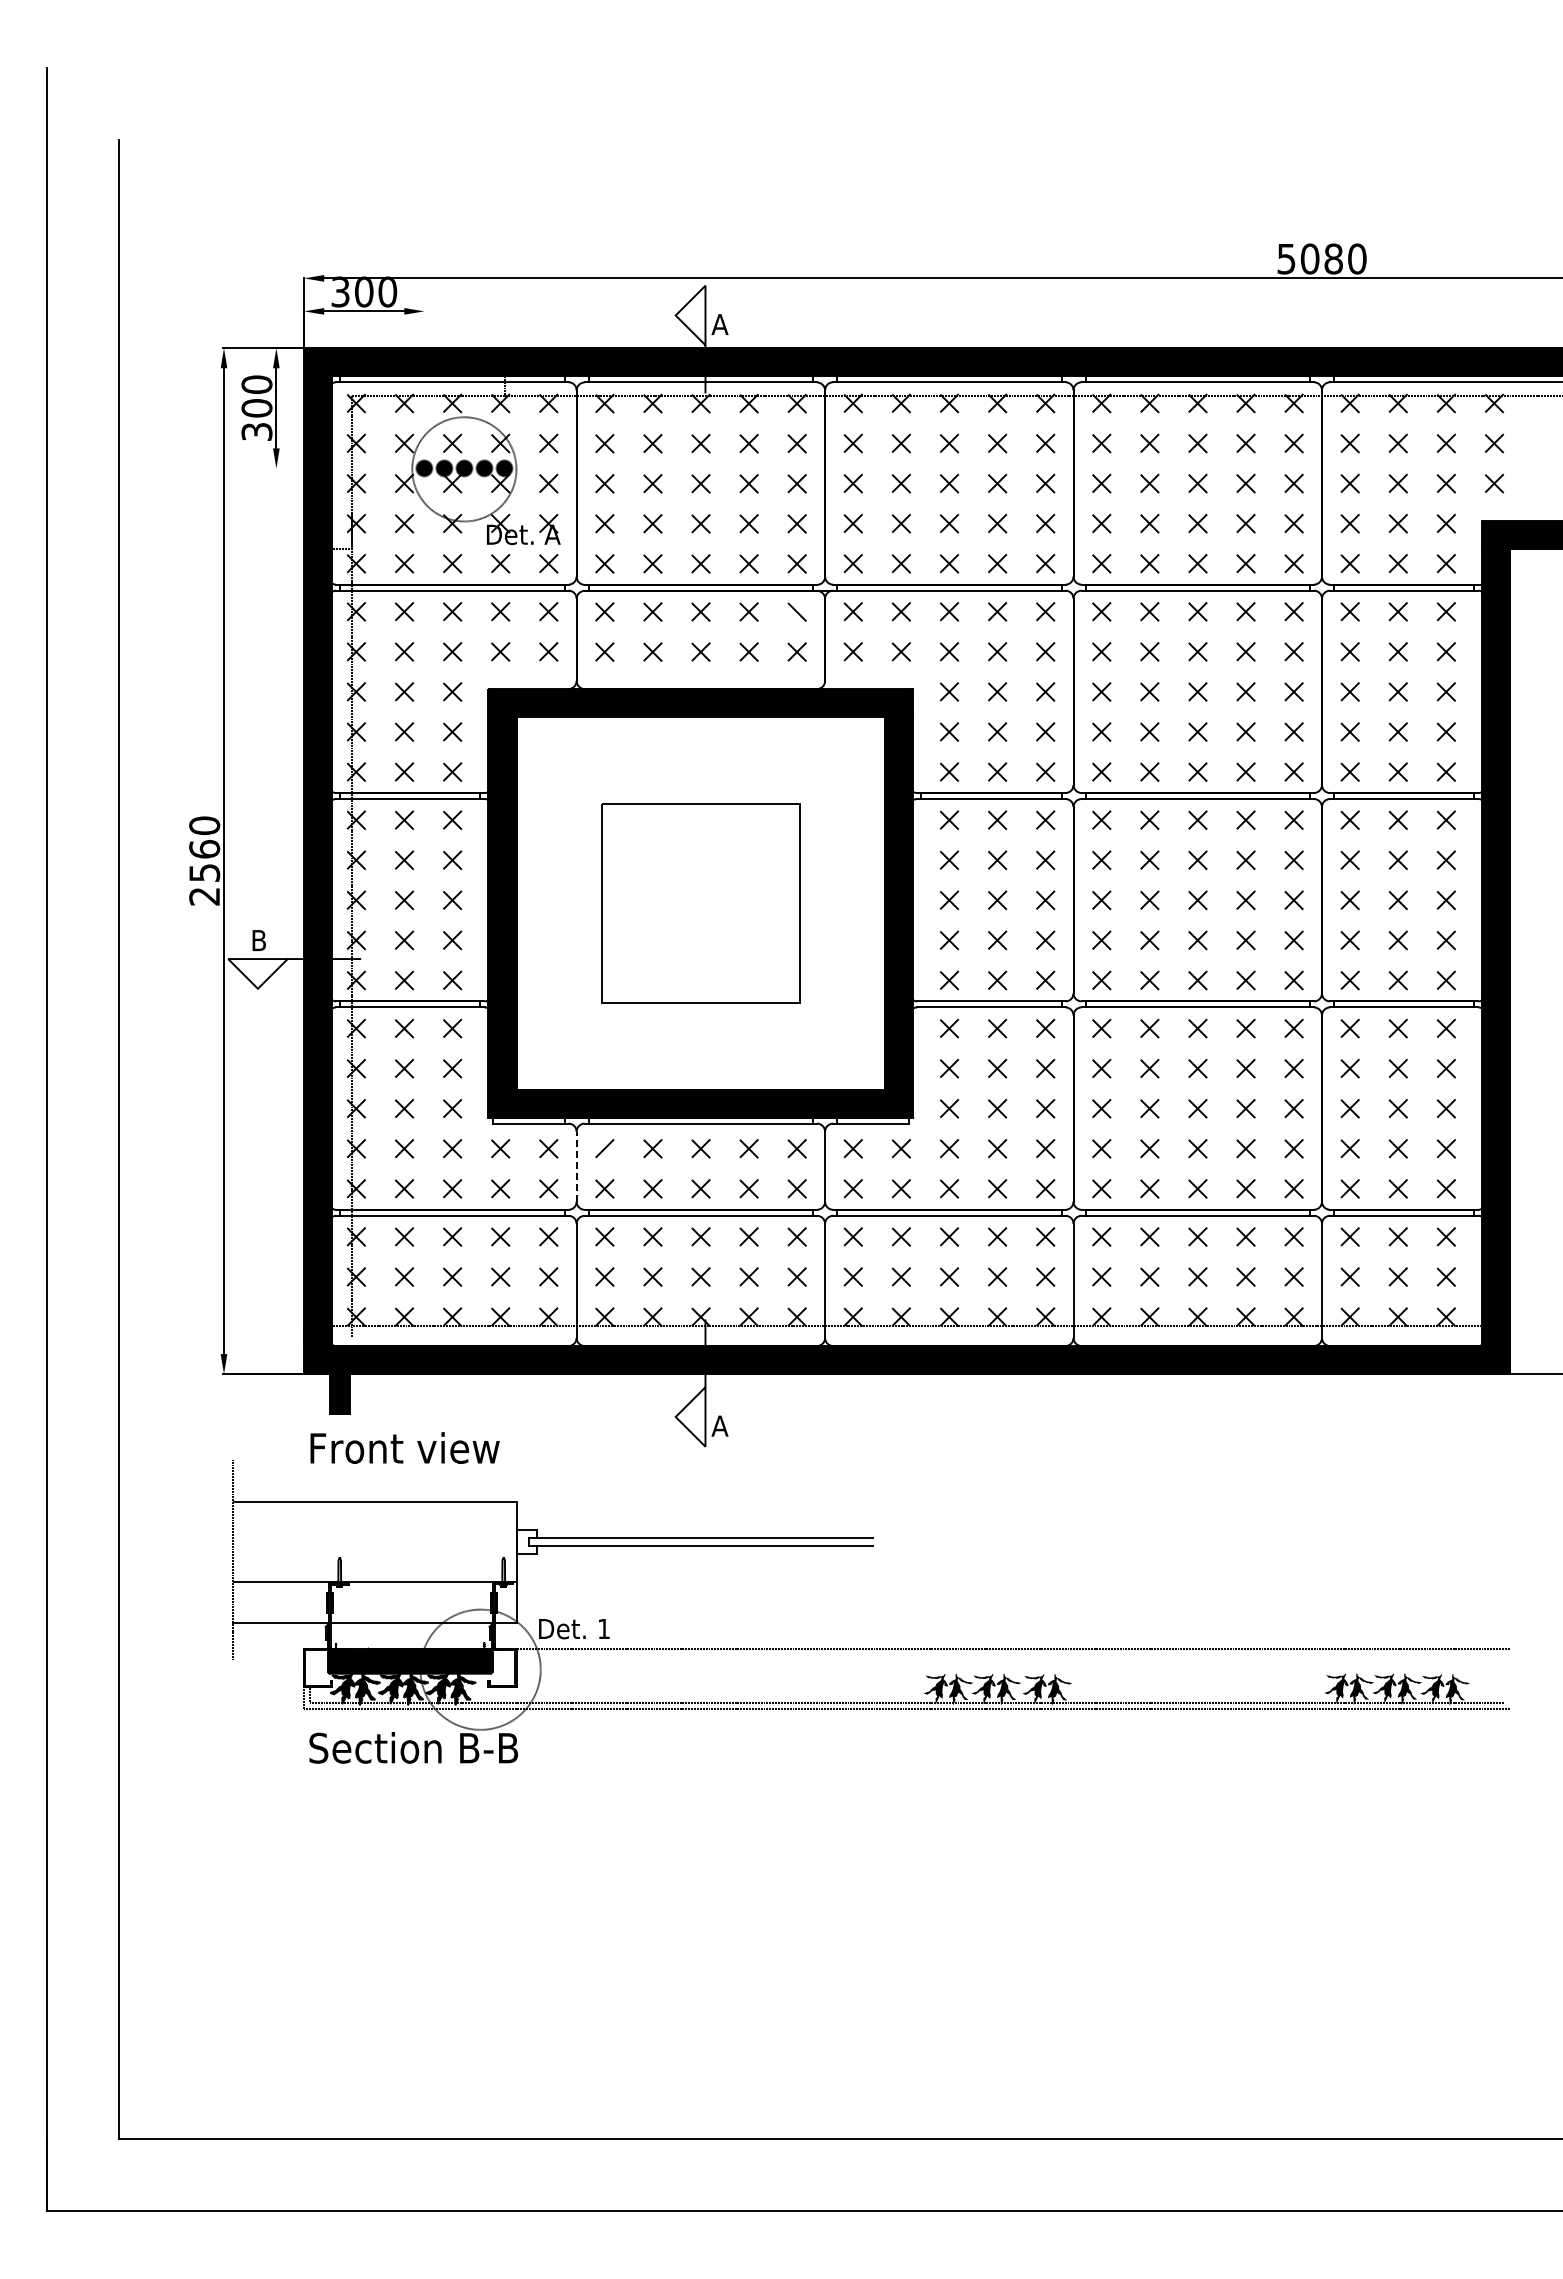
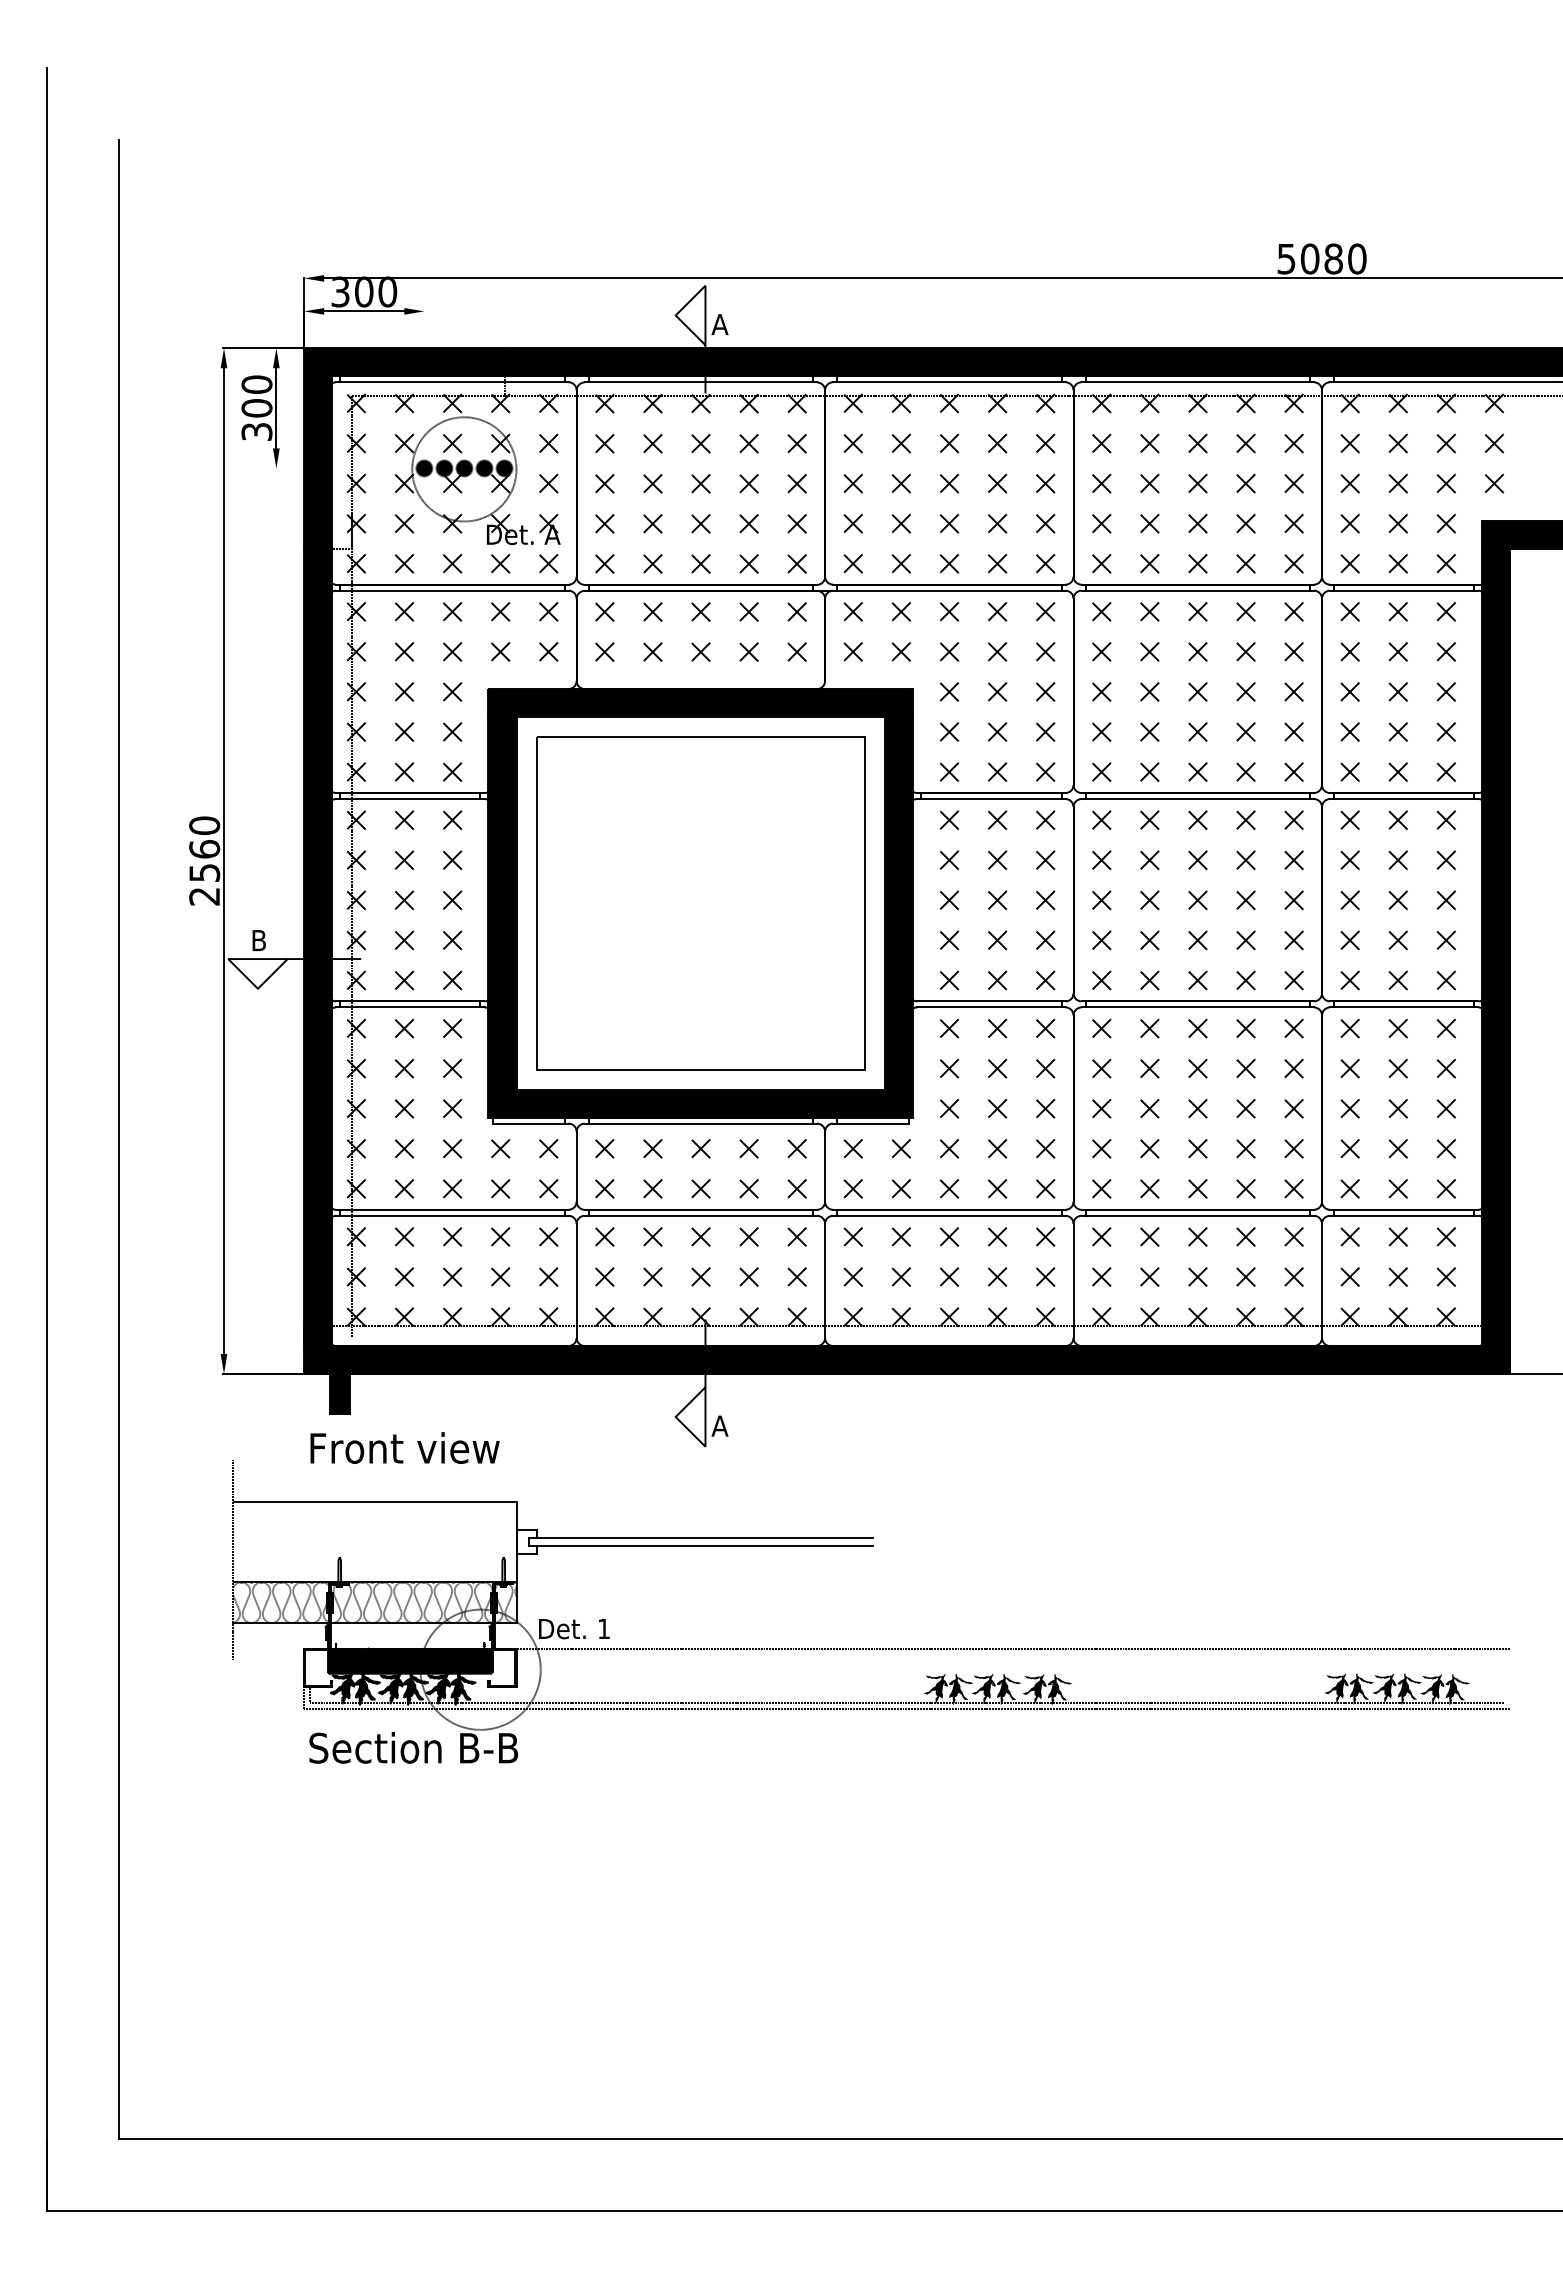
line: none -> present (796, 611)
part size: 200x201 px -> 330x335 px (700, 903)
line: none -> present (604, 1148)
line: dashed -> solid (576, 1166)
hatch: none -> present (374, 1602)
